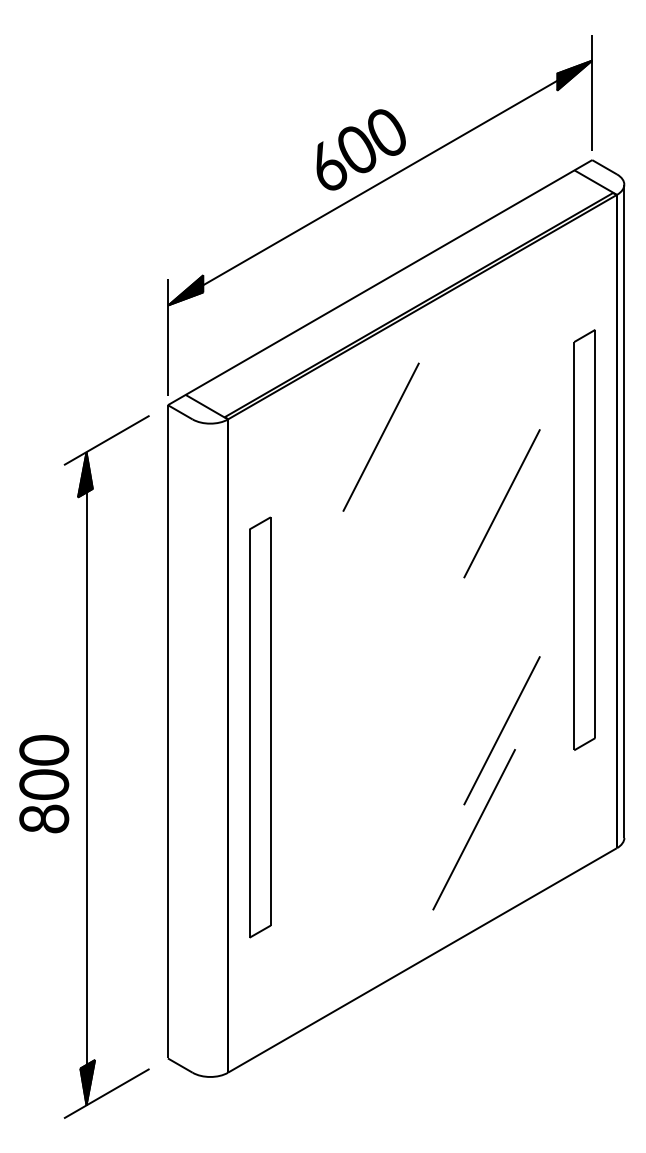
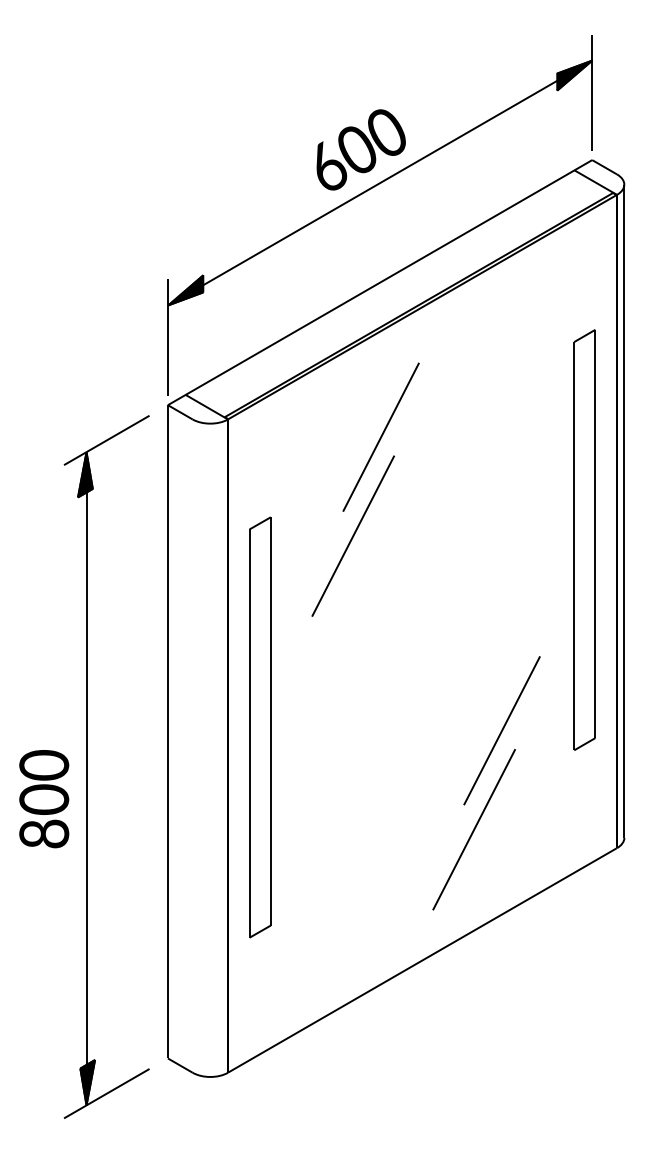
line: present -> none (501, 503)
line: none -> present (352, 535)
text position: (44, 784) -> (44, 799) (44, 799)
